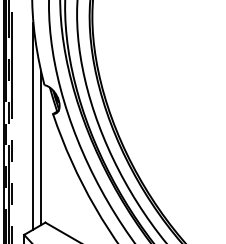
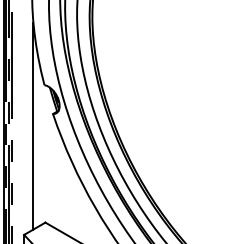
line: present -> none (41, 148)
